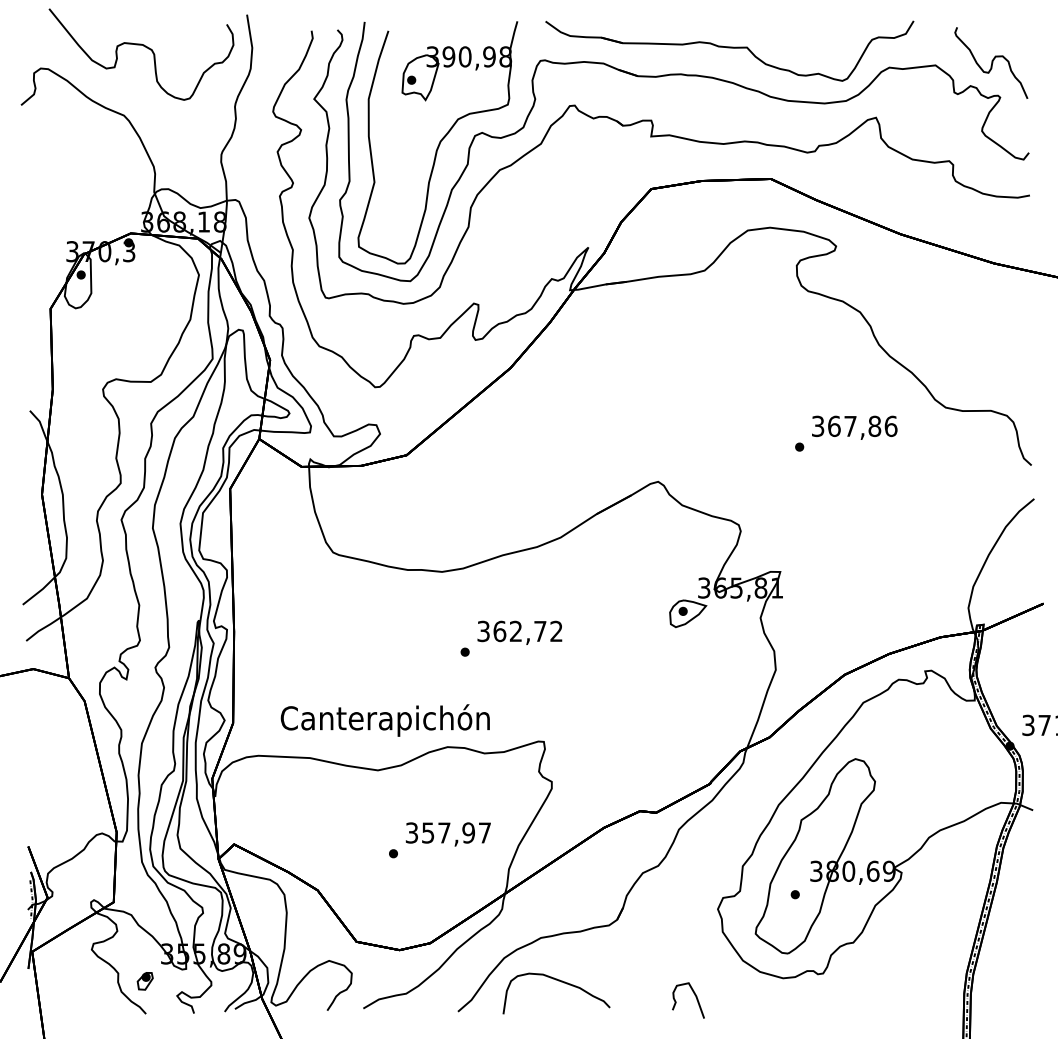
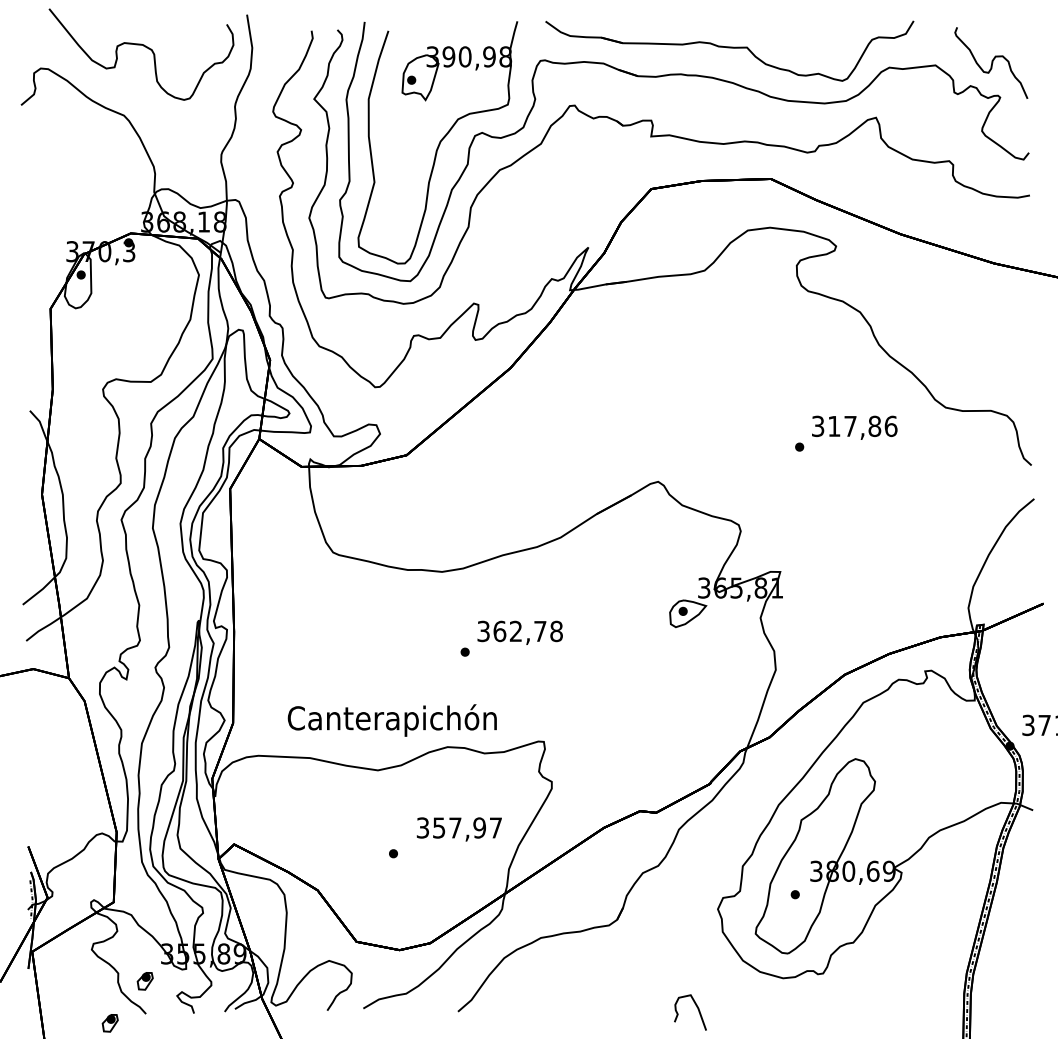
text: 367,86 -> 317,86 (834, 426)
text: 362,72 -> 362,78 (556, 631)
text position: (384, 720) -> (391, 720) (391, 720)
text position: (447, 834) -> (458, 829) (458, 829)
curve: present -> none (561, 982)
curve position: (695, 997) -> (697, 1009) (697, 1009)
part: none -> present (109, 1023)
